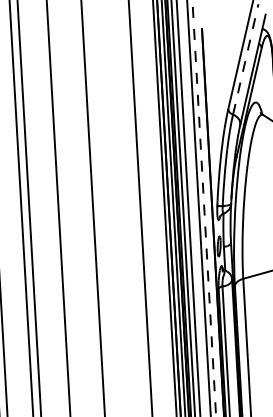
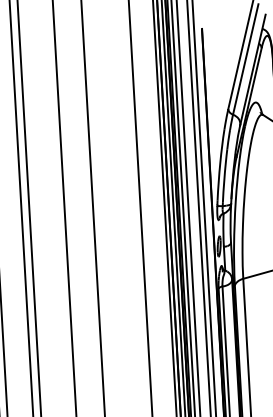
line: dashed -> solid (245, 59)
line position: (58, 207) -> (64, 207) (64, 207)
line: dashed -> solid (204, 208)
